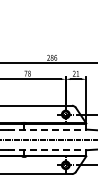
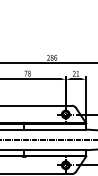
line: dashed -> solid (47, 129)
line: dashed -> solid (47, 150)
